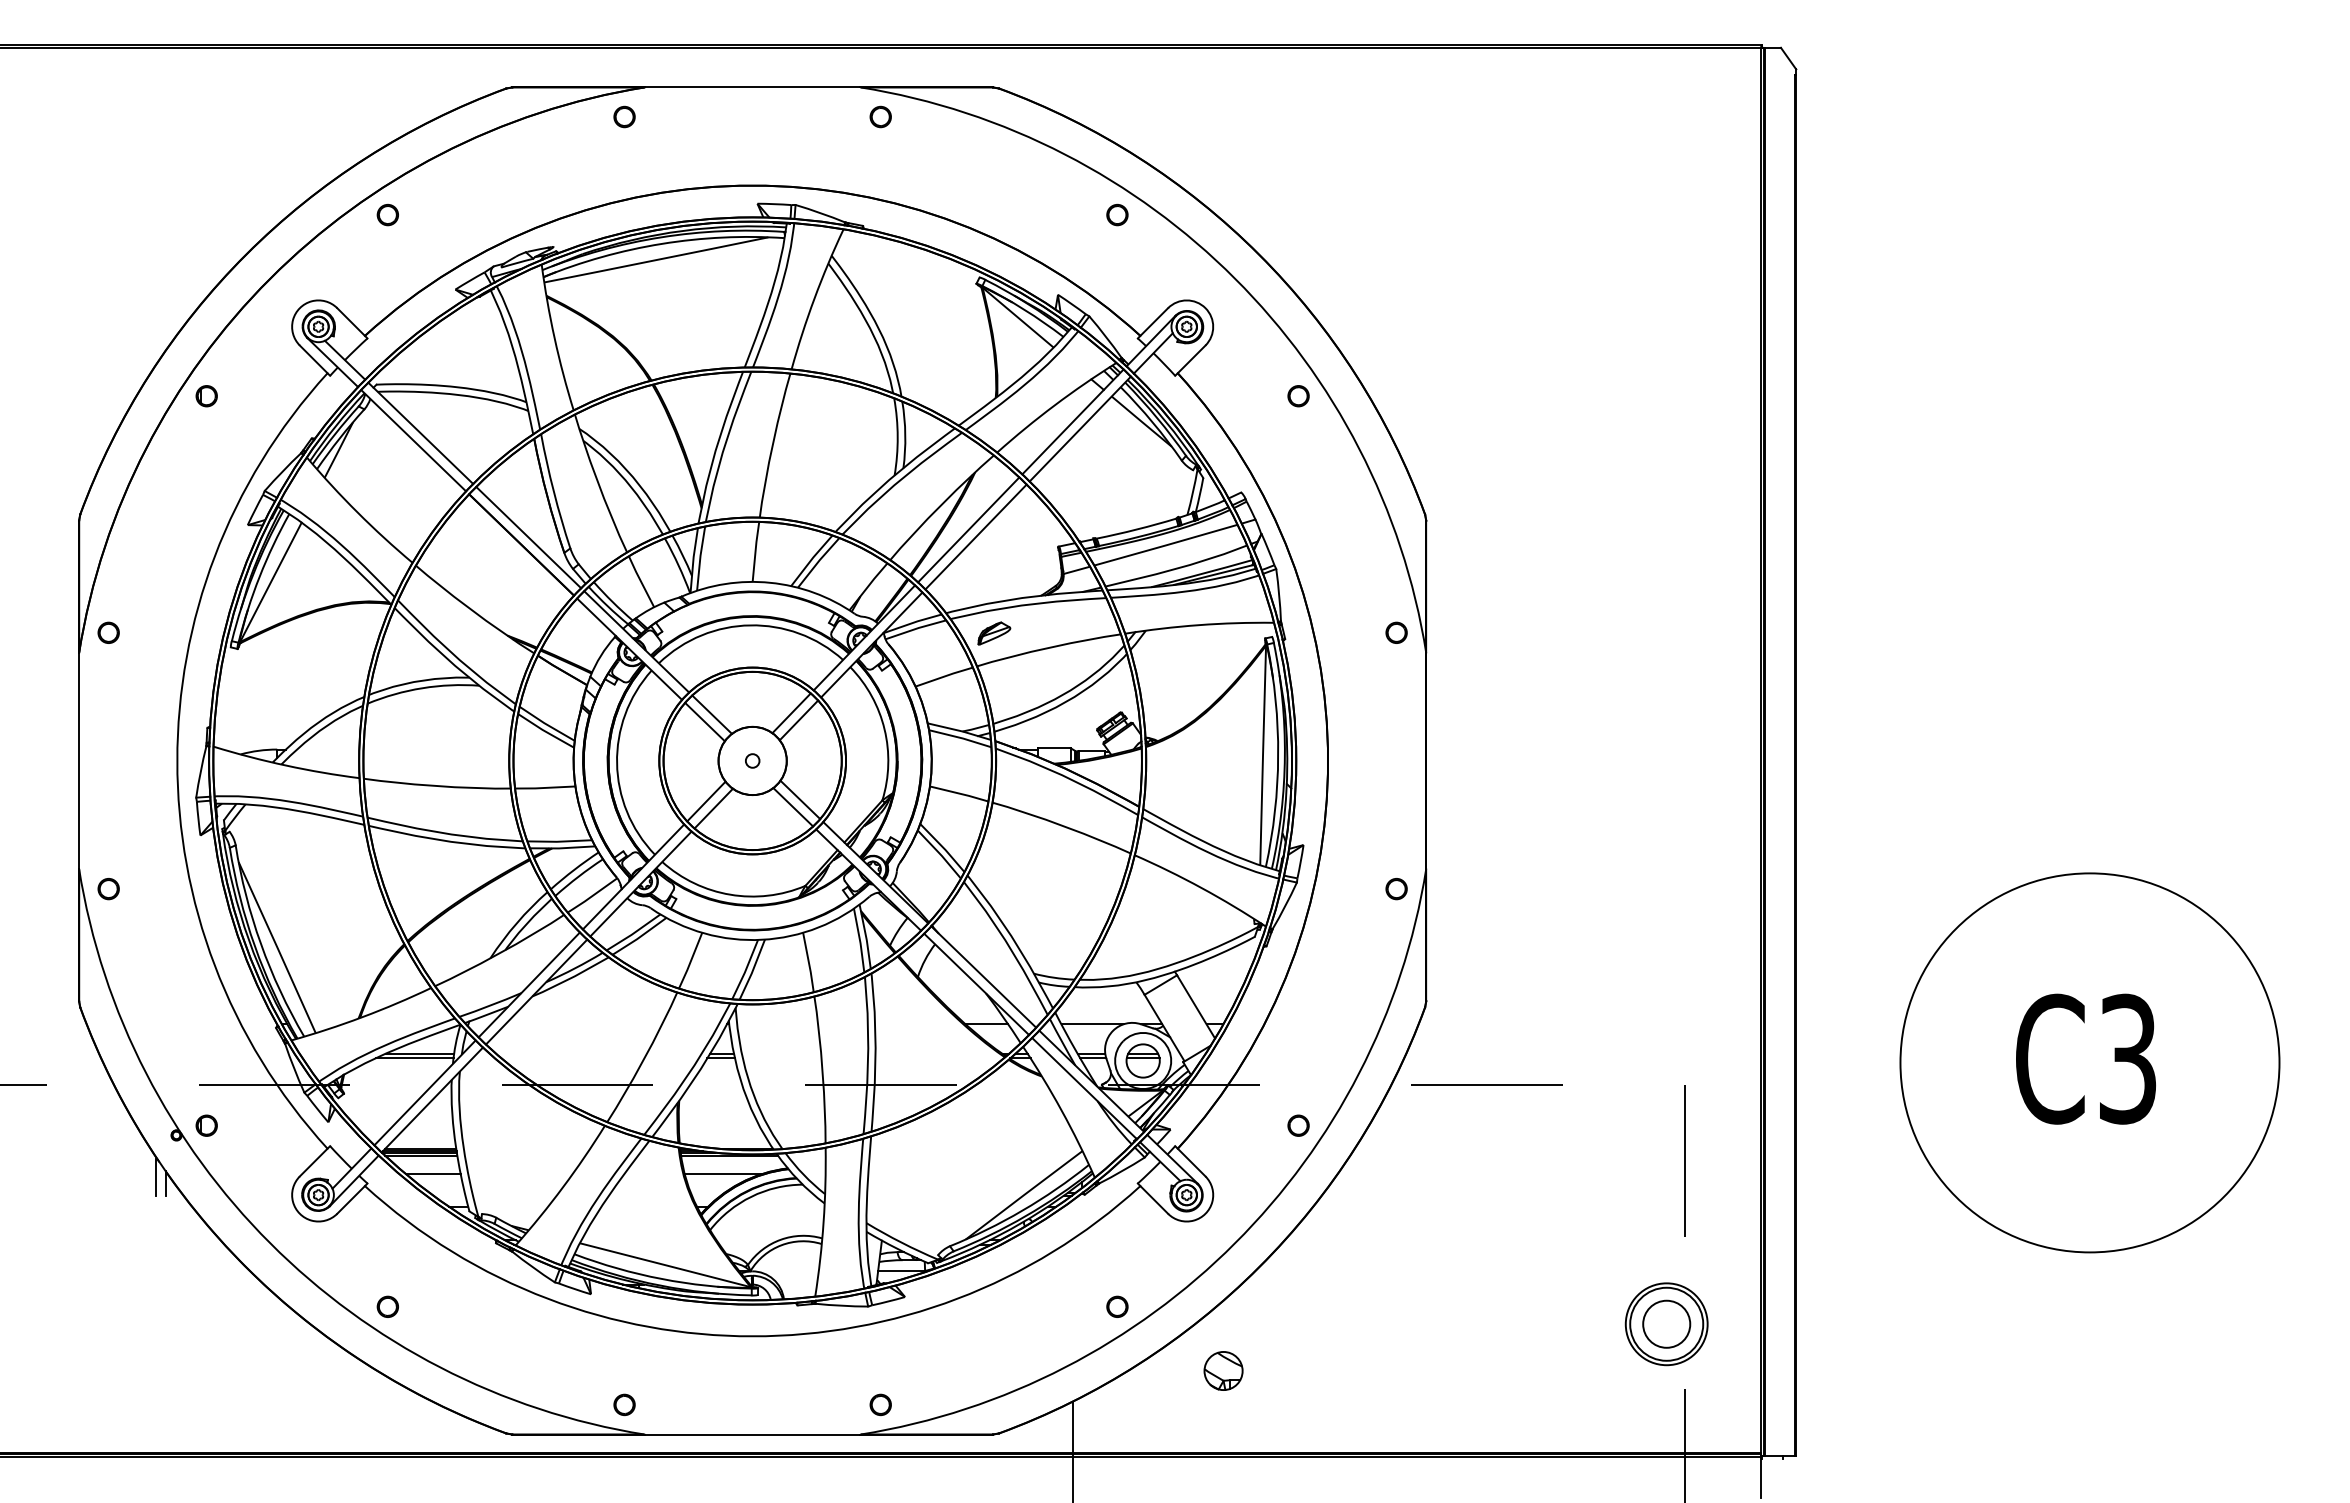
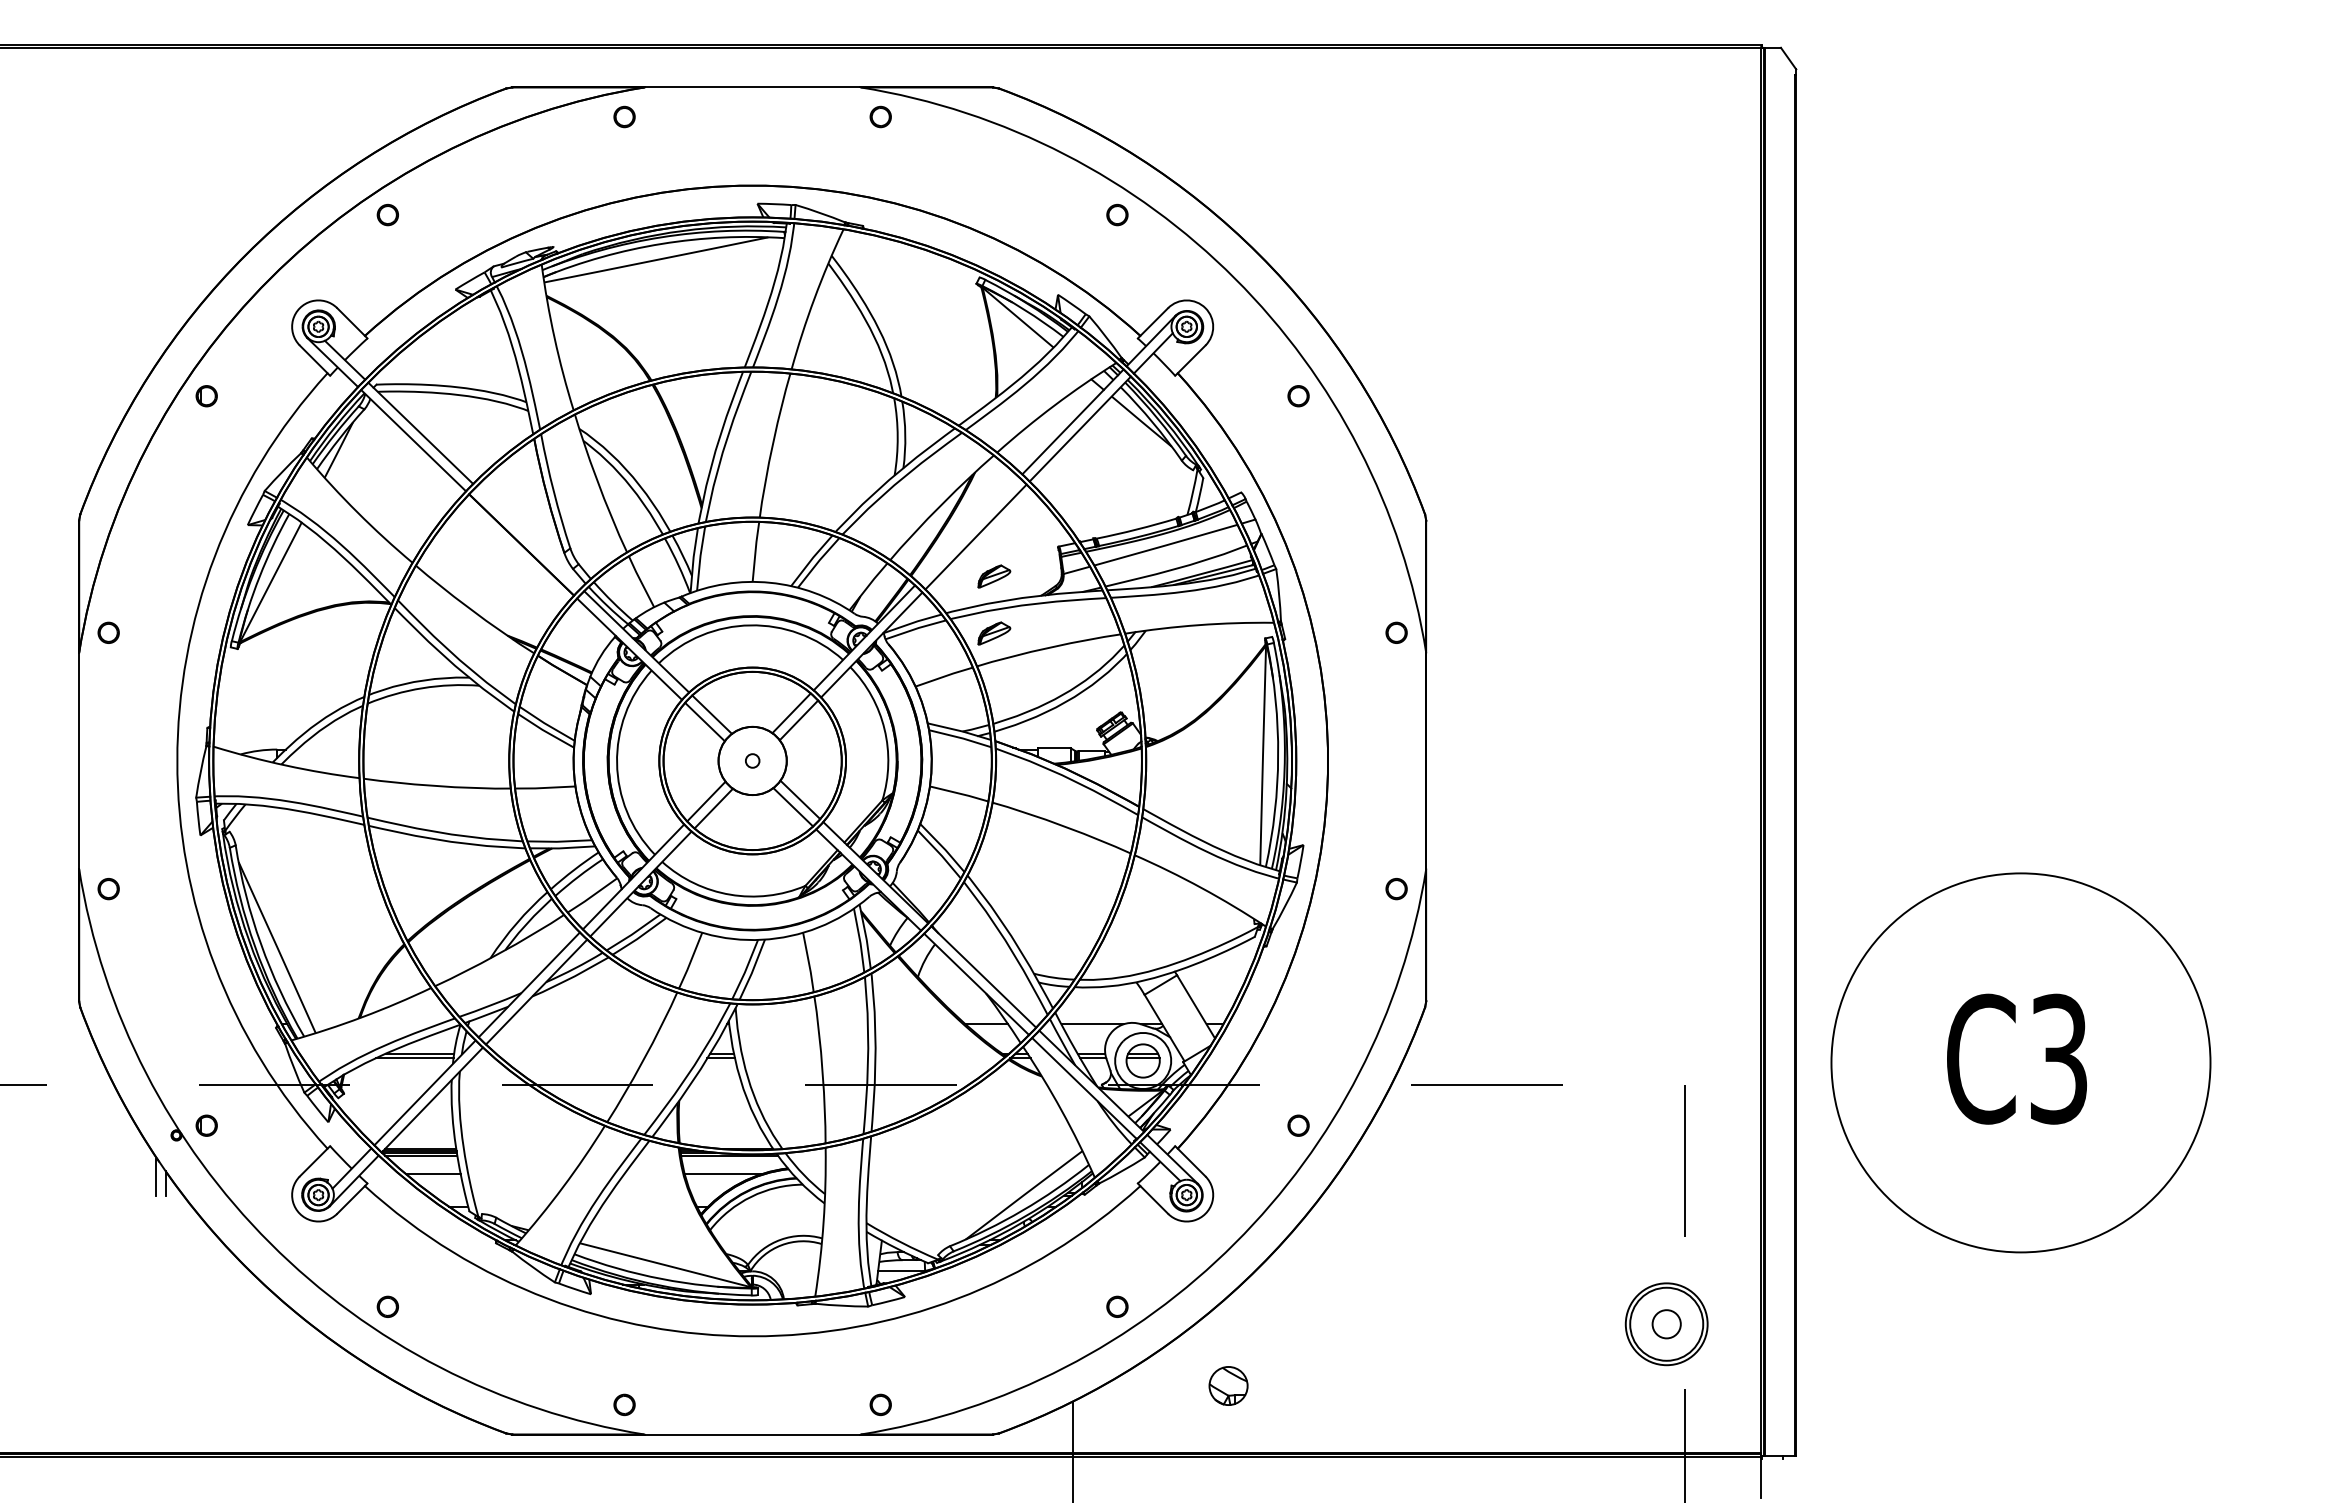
line: present -> none (968, 529)
line: present -> none (528, 537)
part: none -> present (994, 576)
part position: (2089, 1062) -> (2020, 1062) (2020, 1062)
circle diameter: 47 px -> 28 px (1666, 1324)
part position: (1223, 1370) -> (1228, 1385) (1228, 1385)
